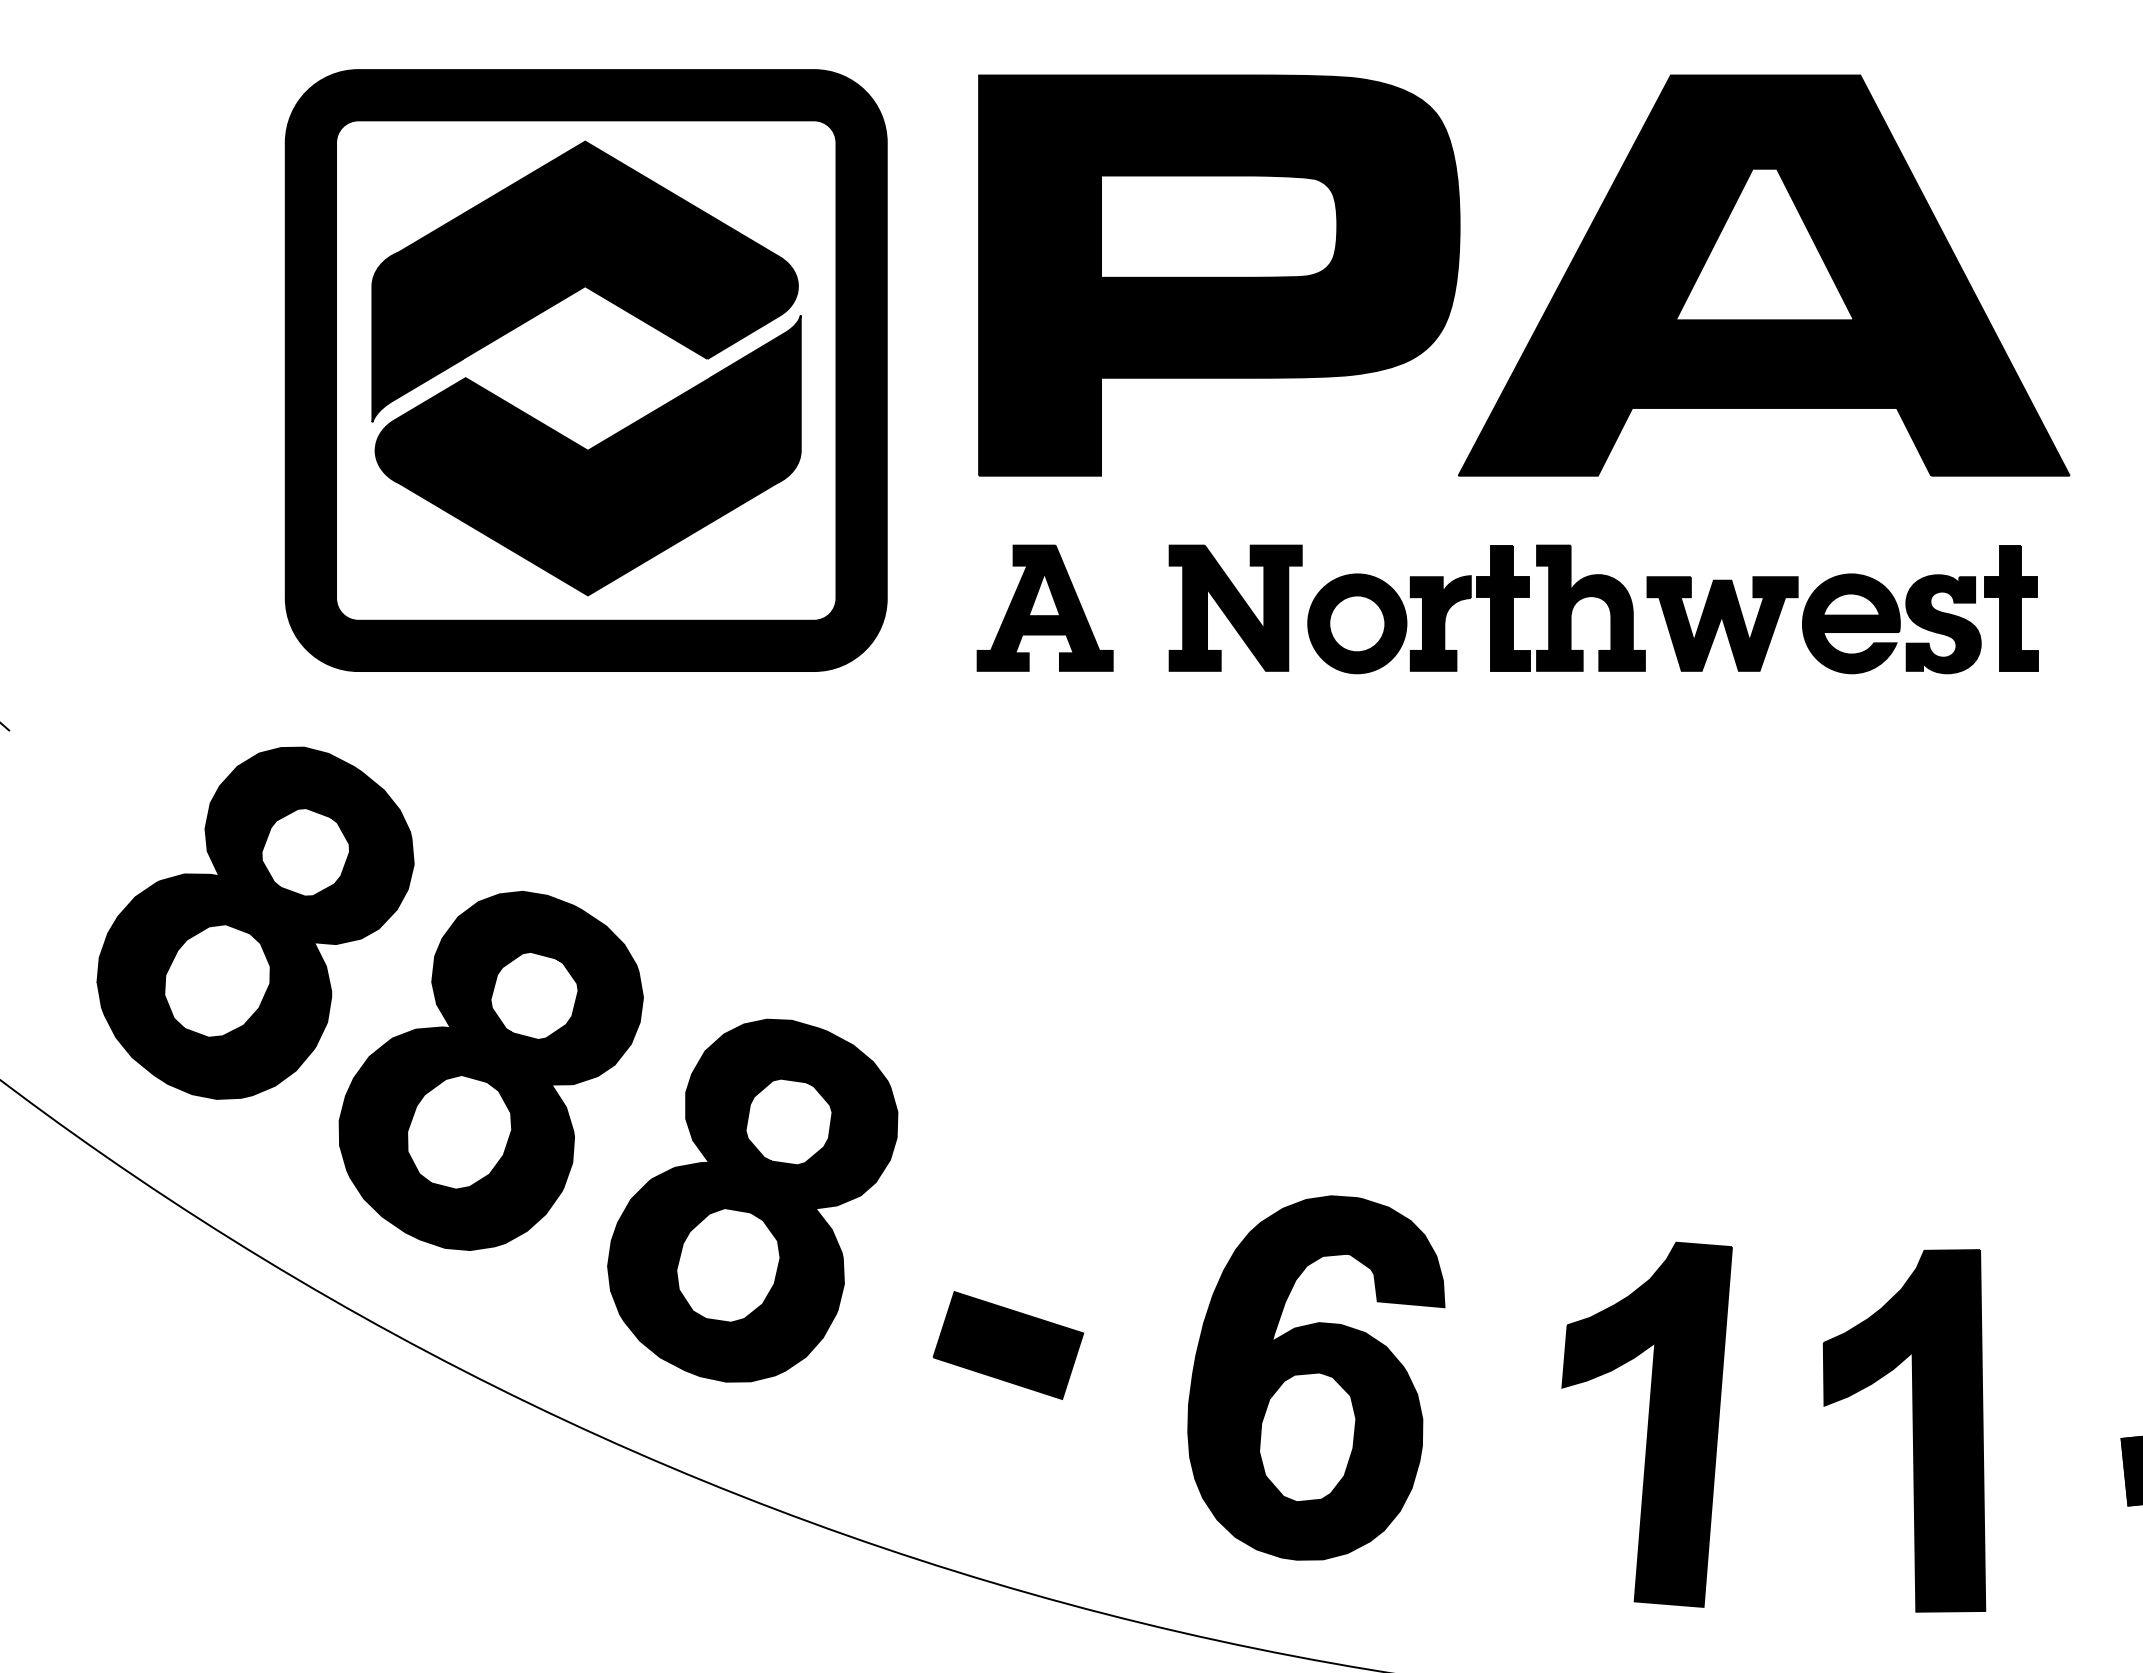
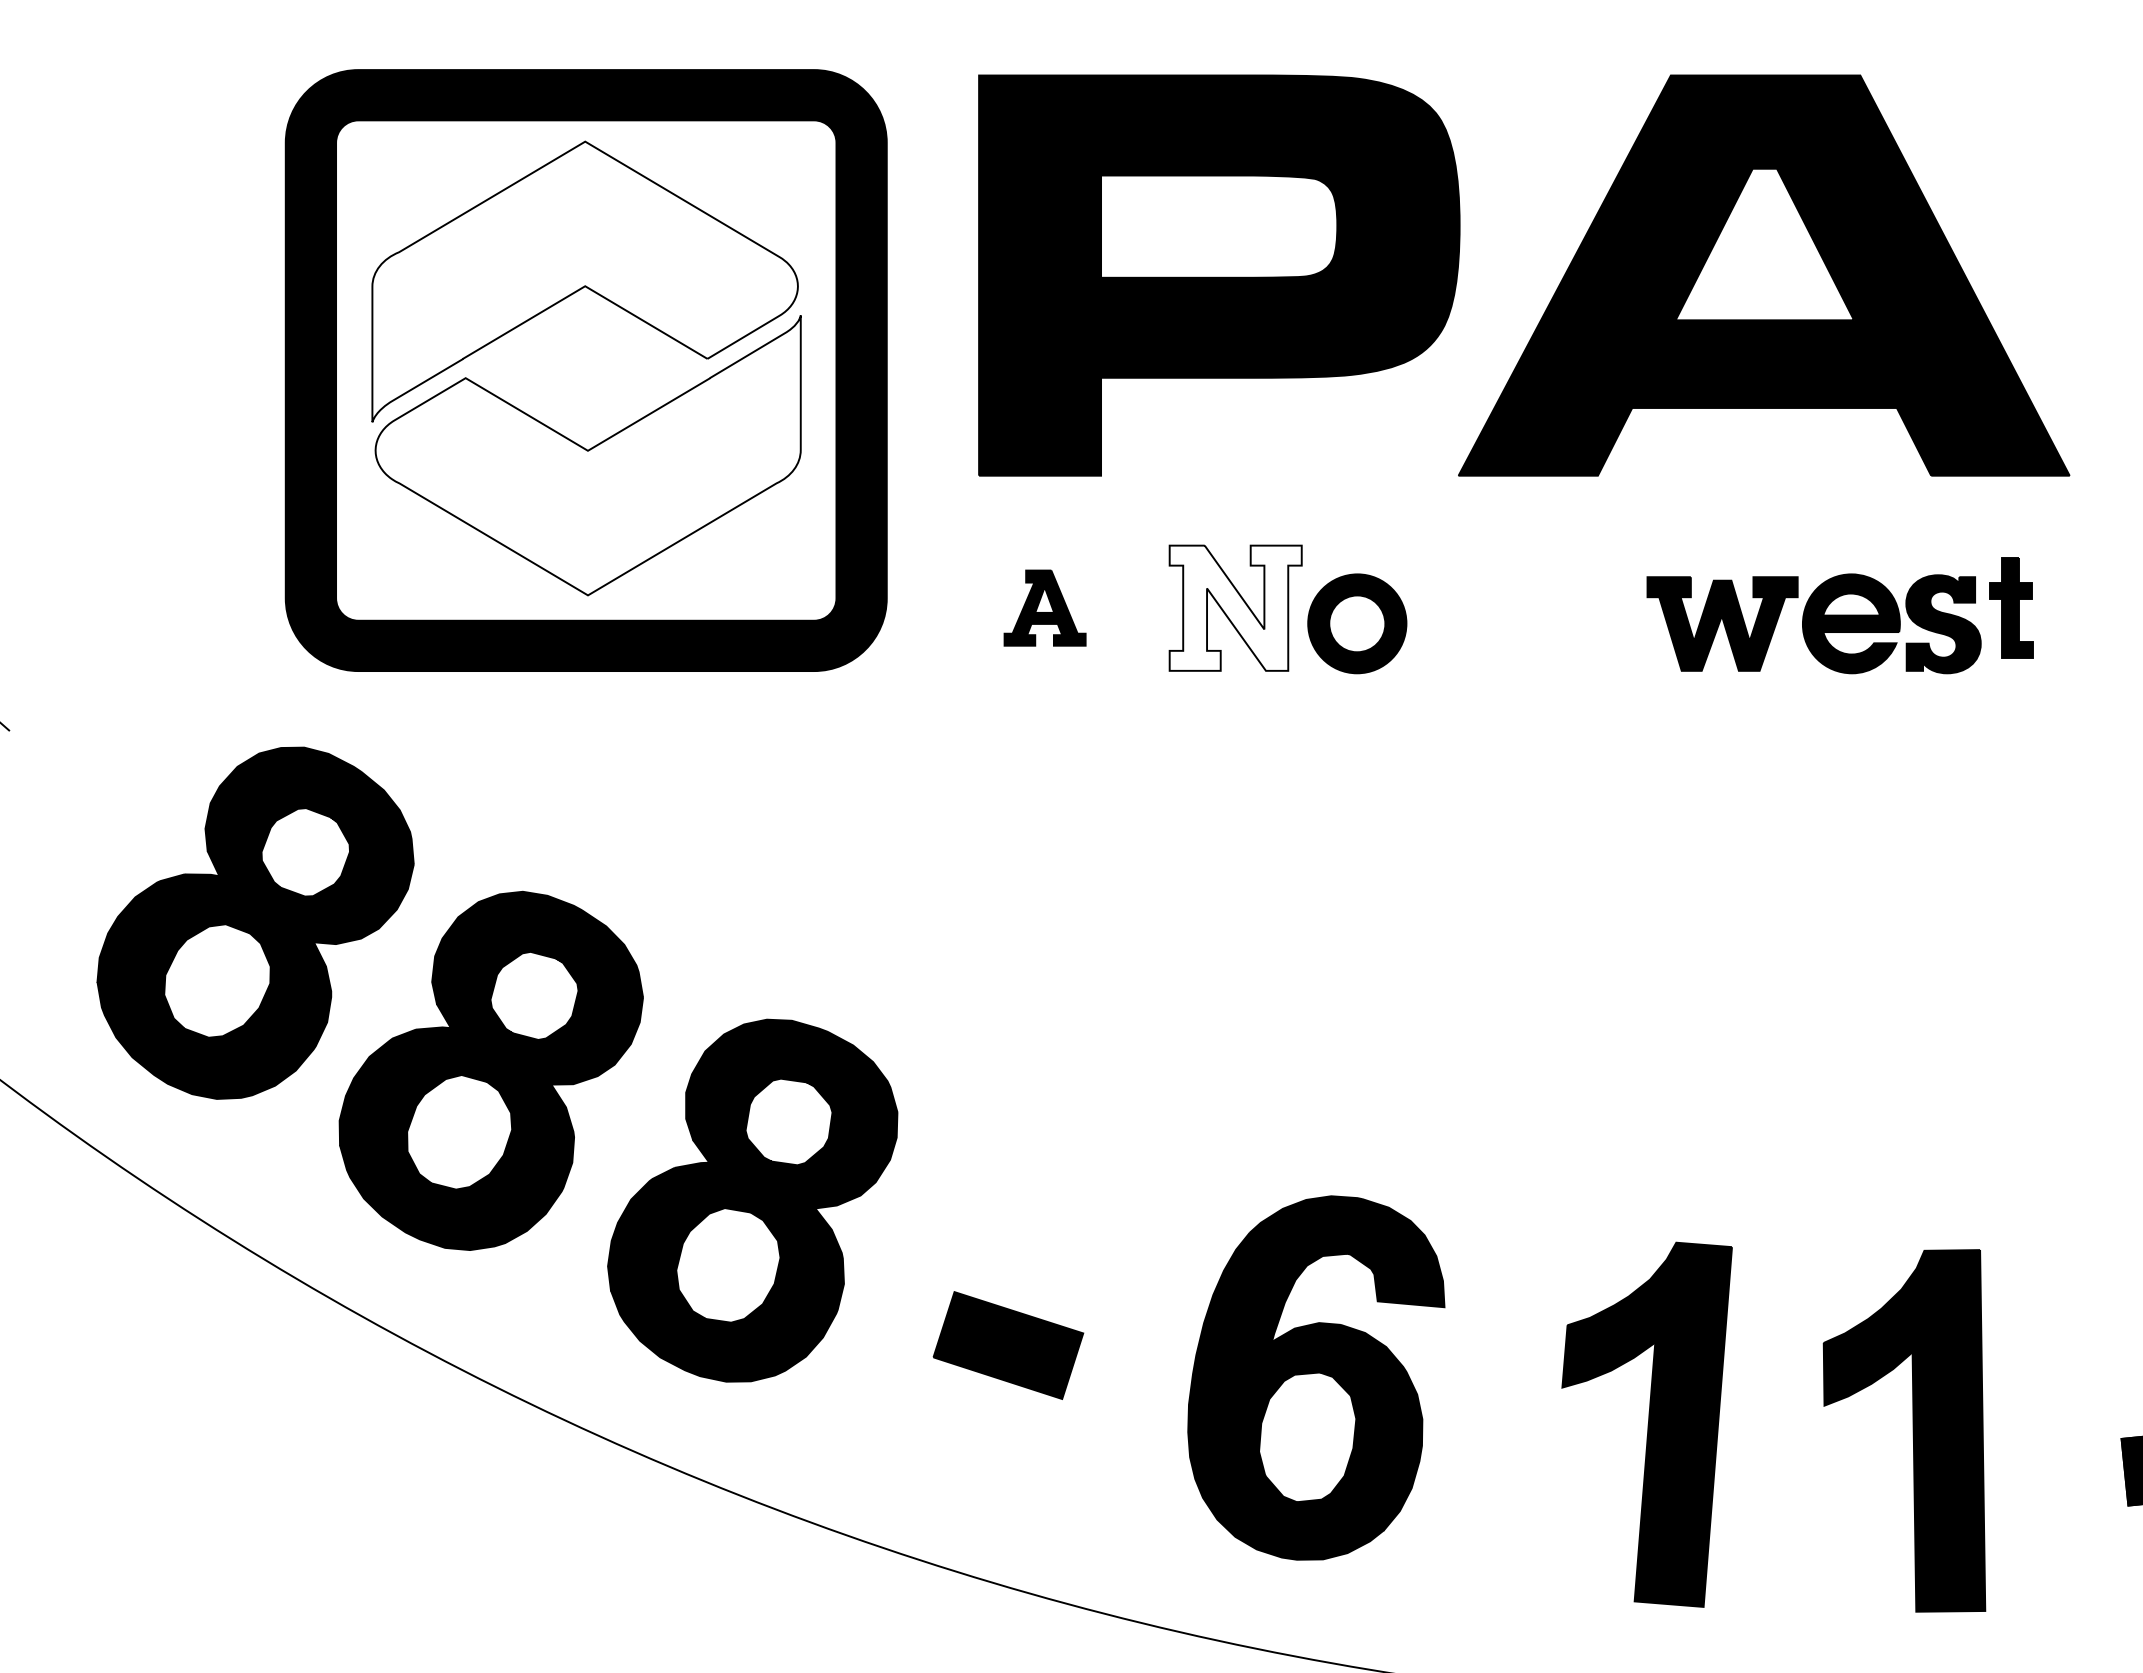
fill: present -> none (584, 281)
fill: present -> none (587, 455)
part: present -> none (1527, 597)
part size: 138x128 px -> 84x78 px (1044, 607)
fill: present -> none (1235, 607)
part size: 55x127 px -> 45x102 px (2011, 607)
